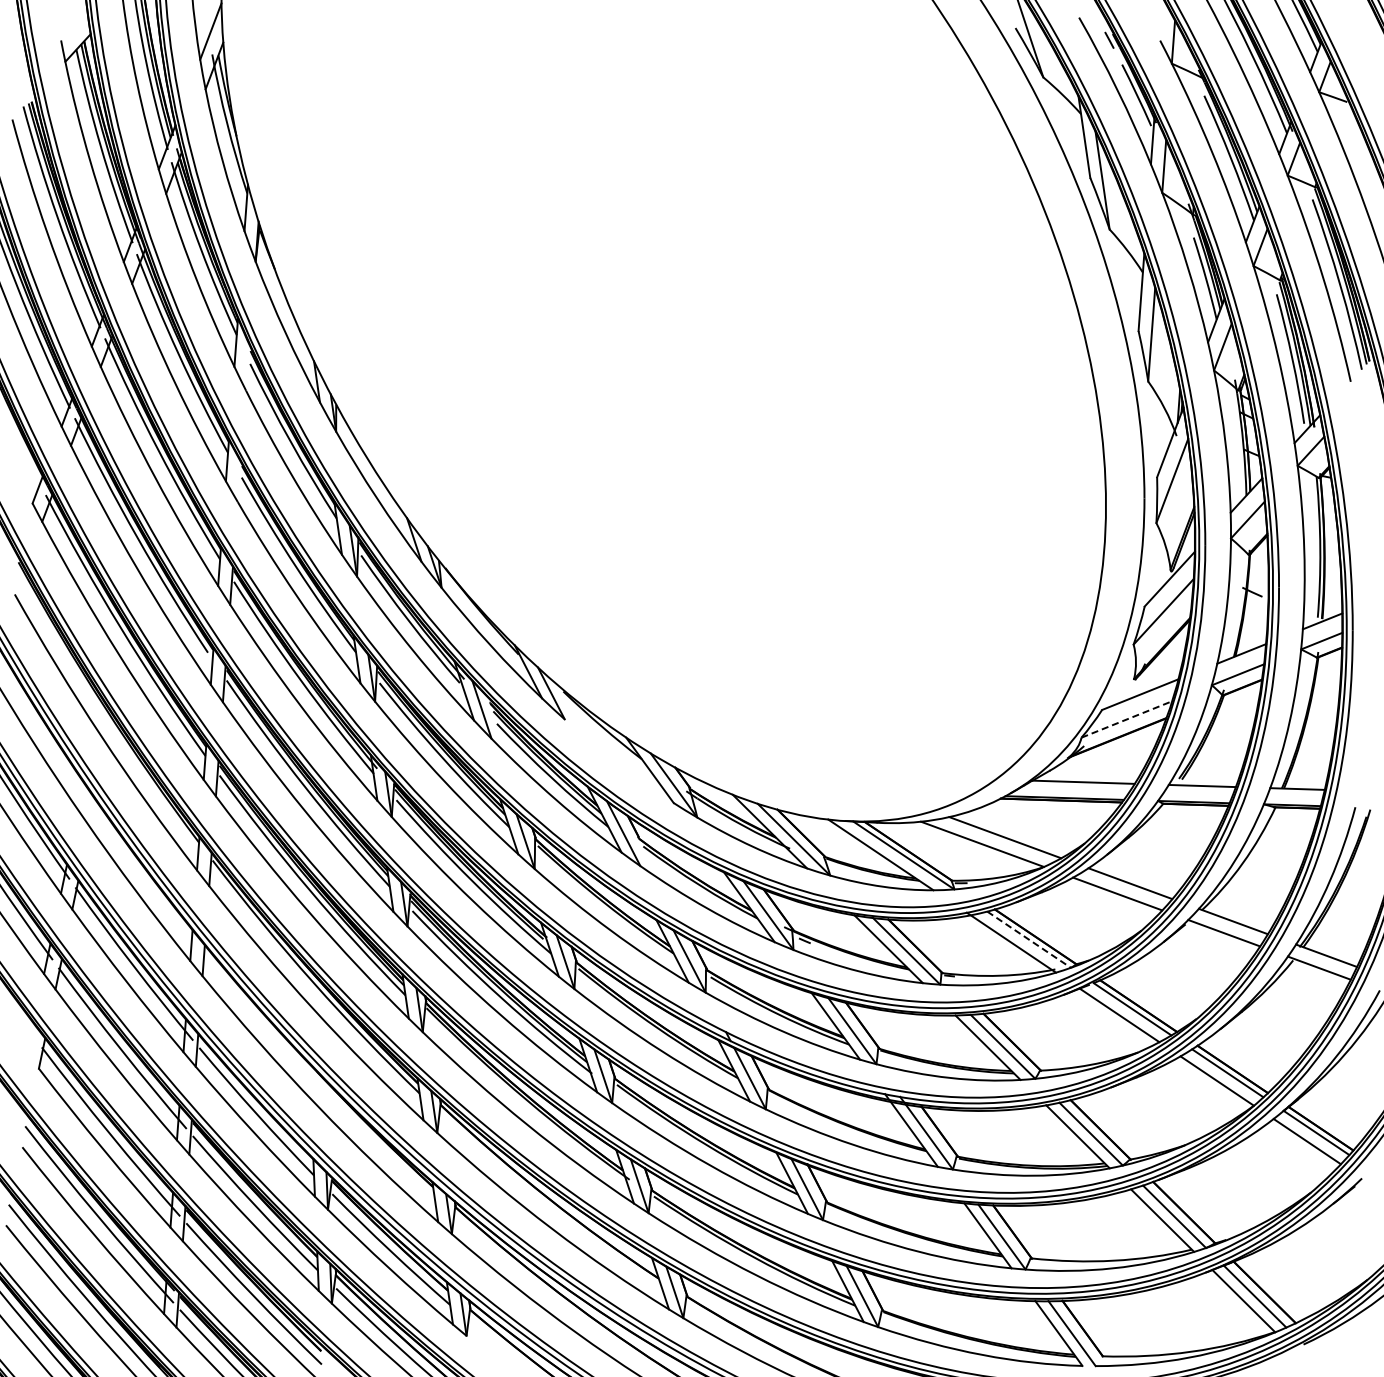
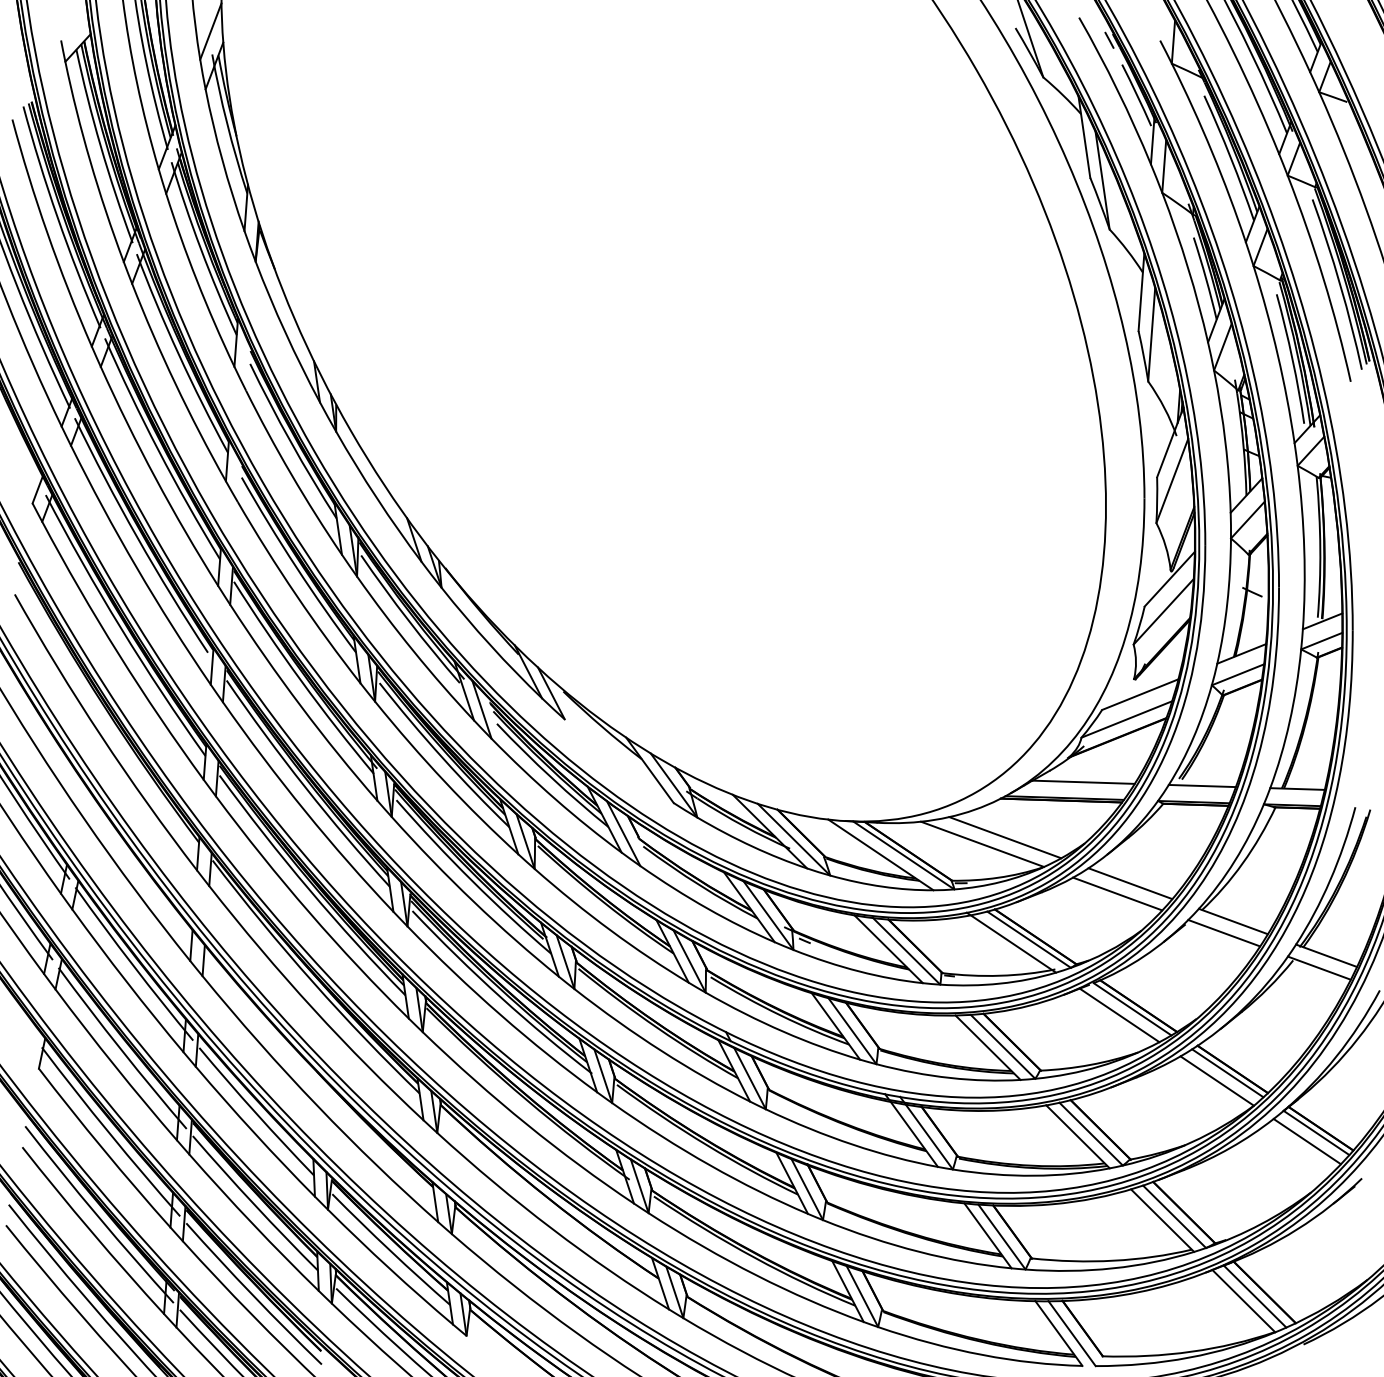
line: dashed -> solid (1126, 719)
line: dashed -> solid (1029, 939)
